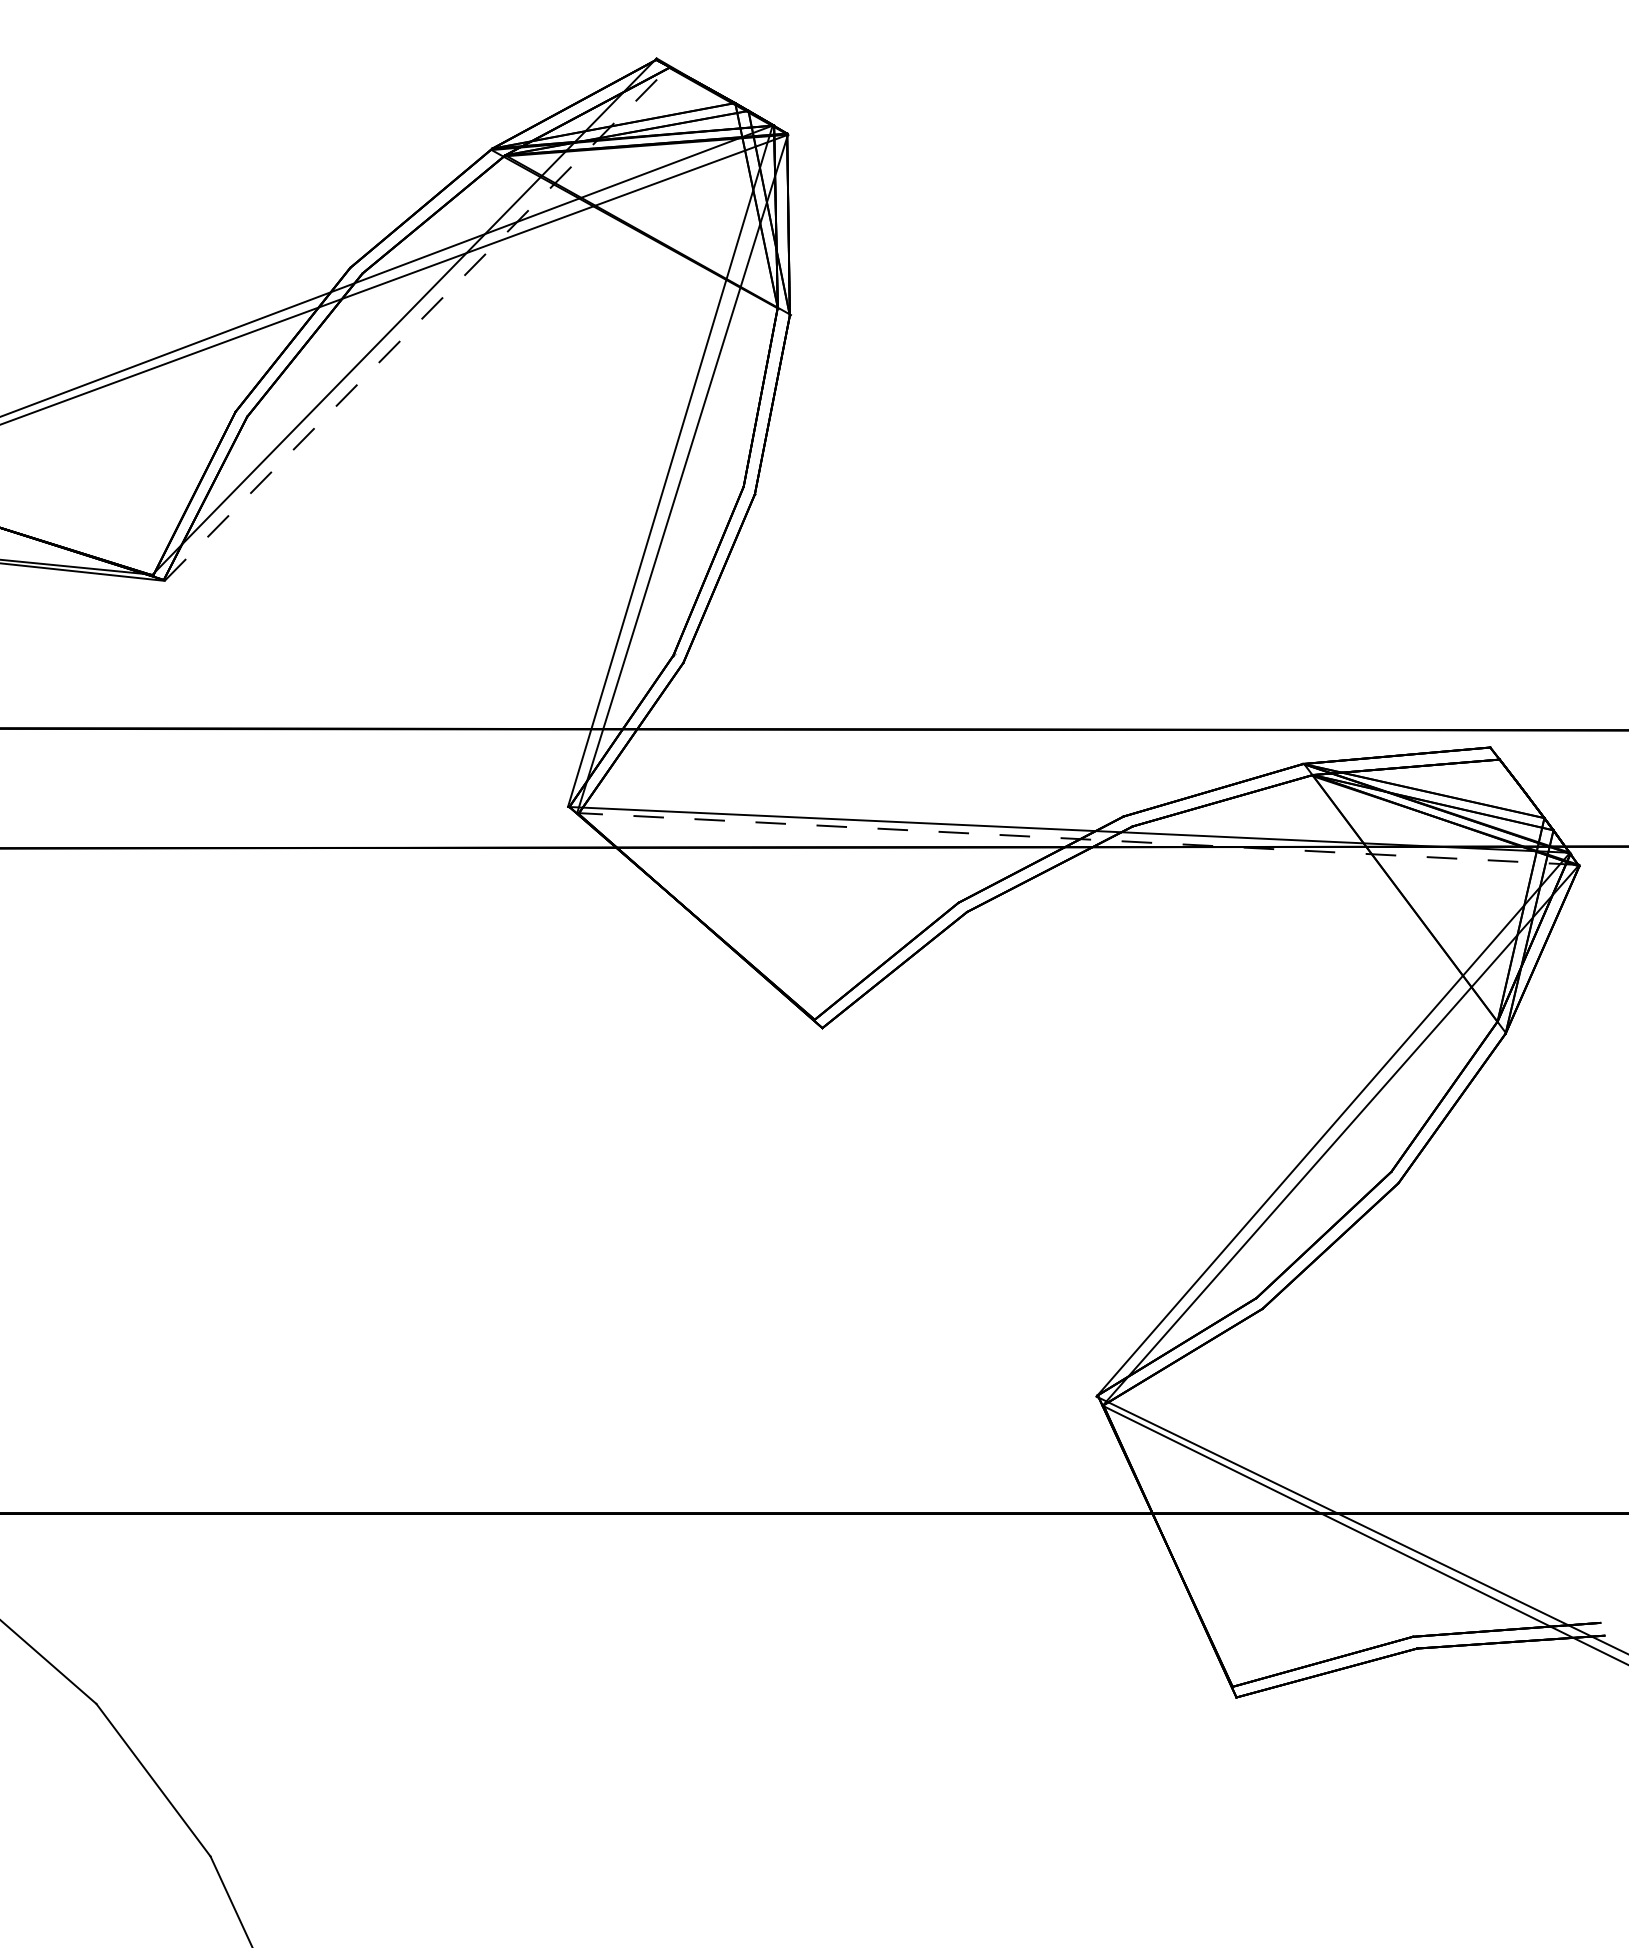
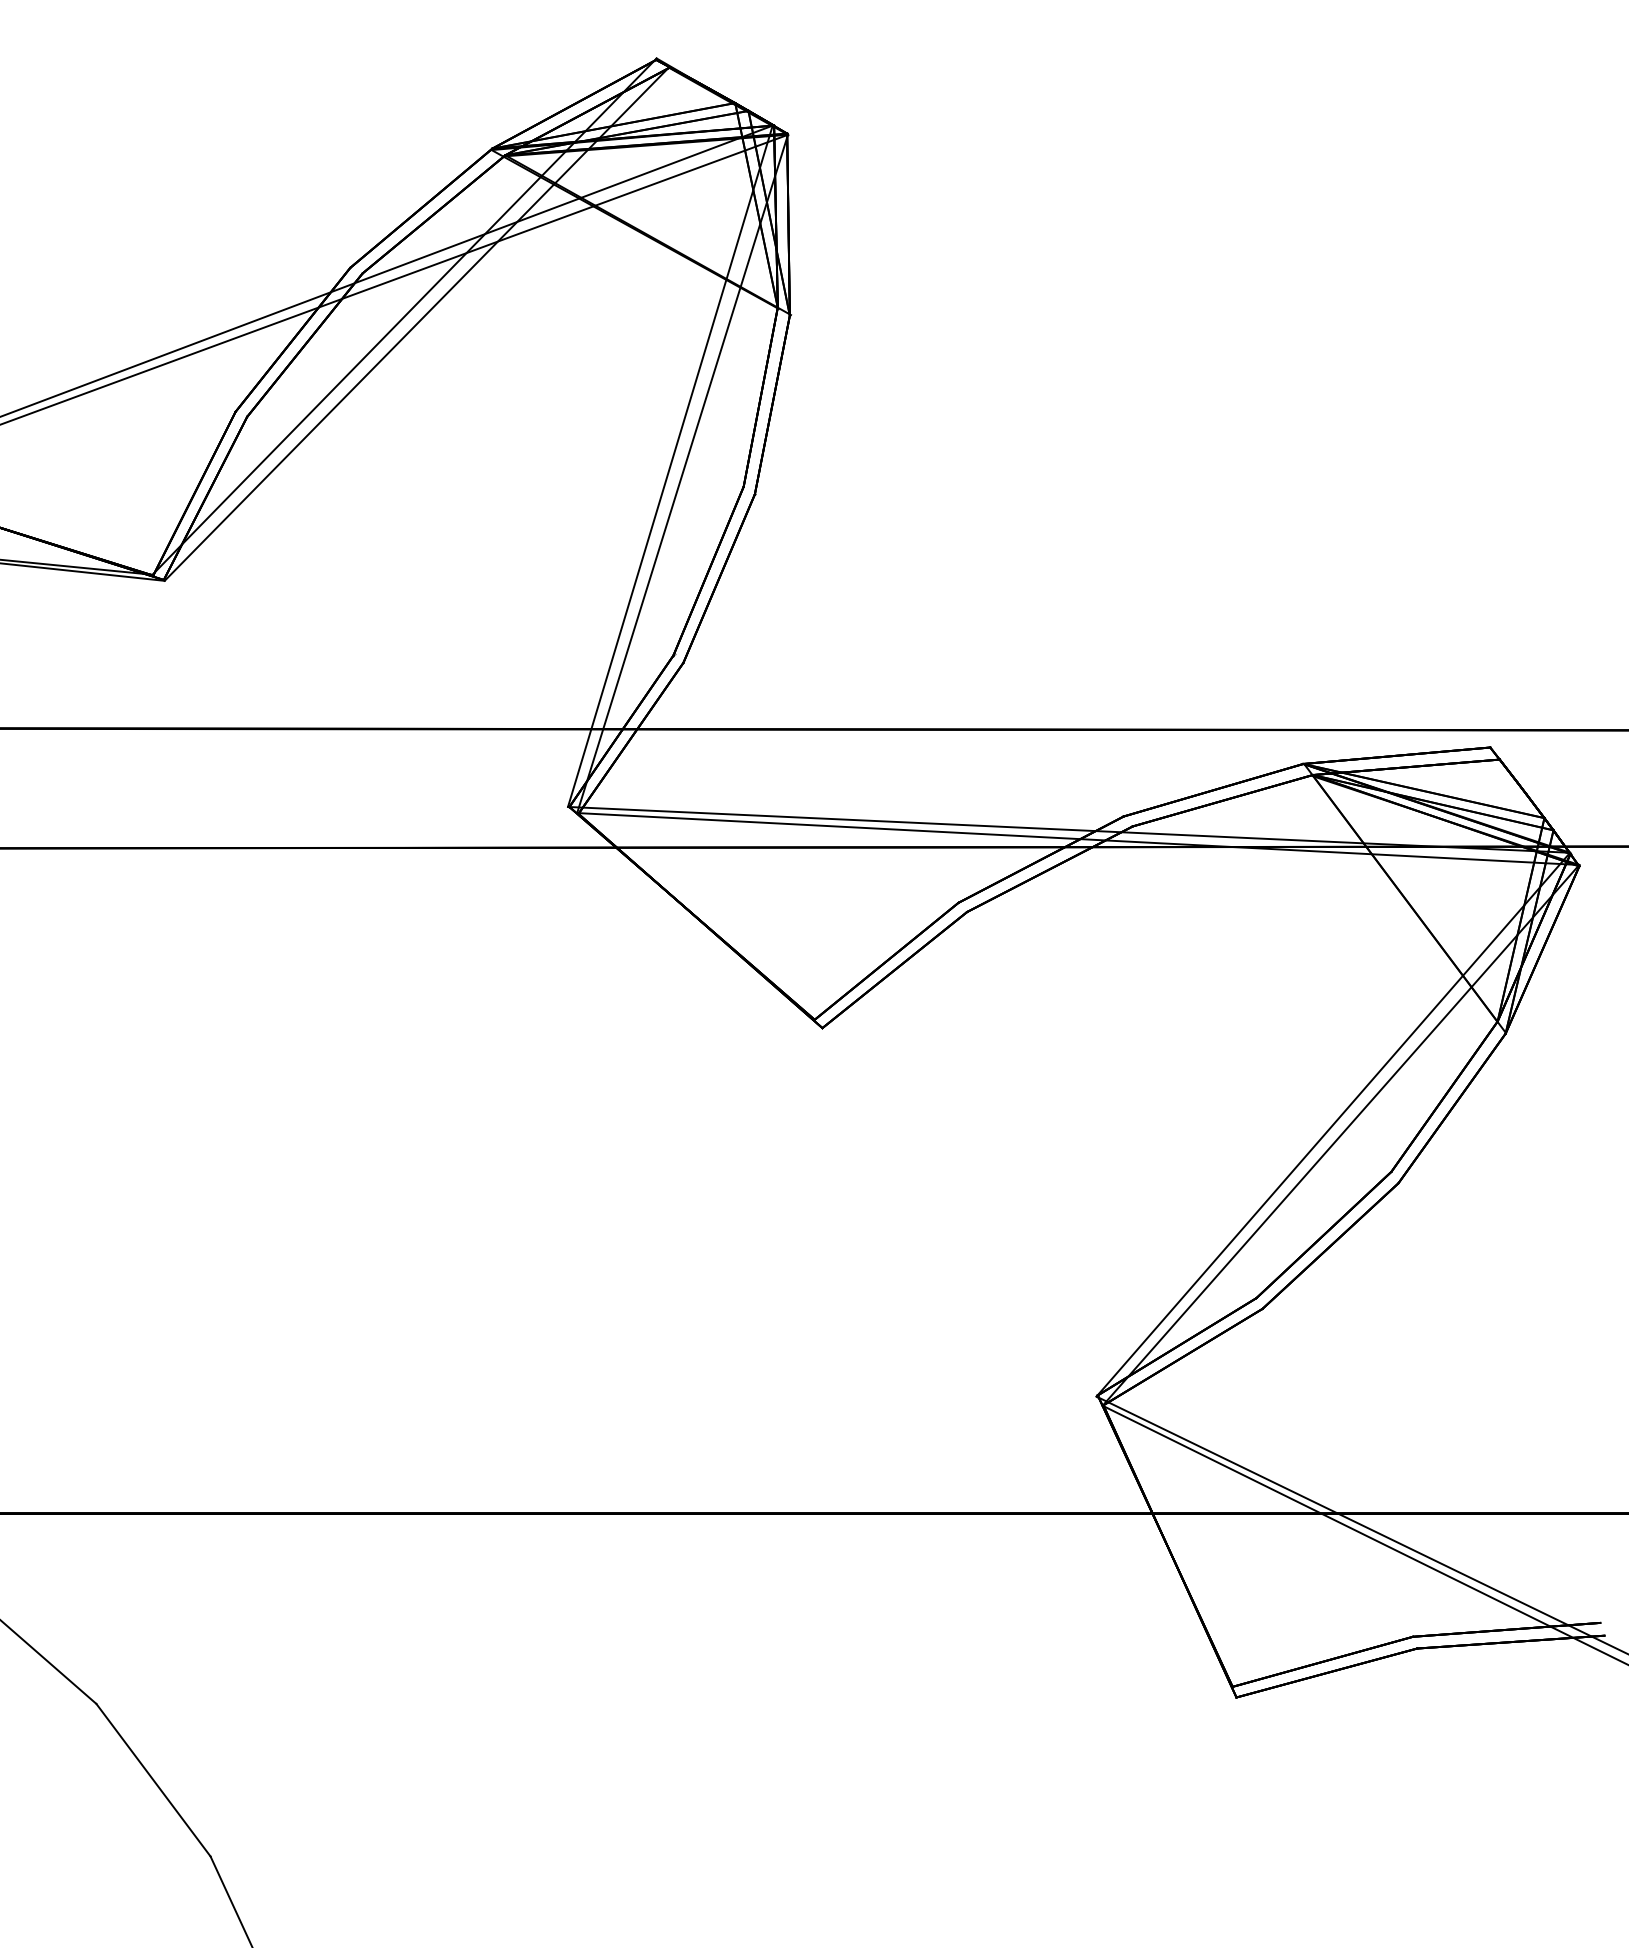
line: dashed -> solid (416, 324)
line: dashed -> solid (1078, 839)
